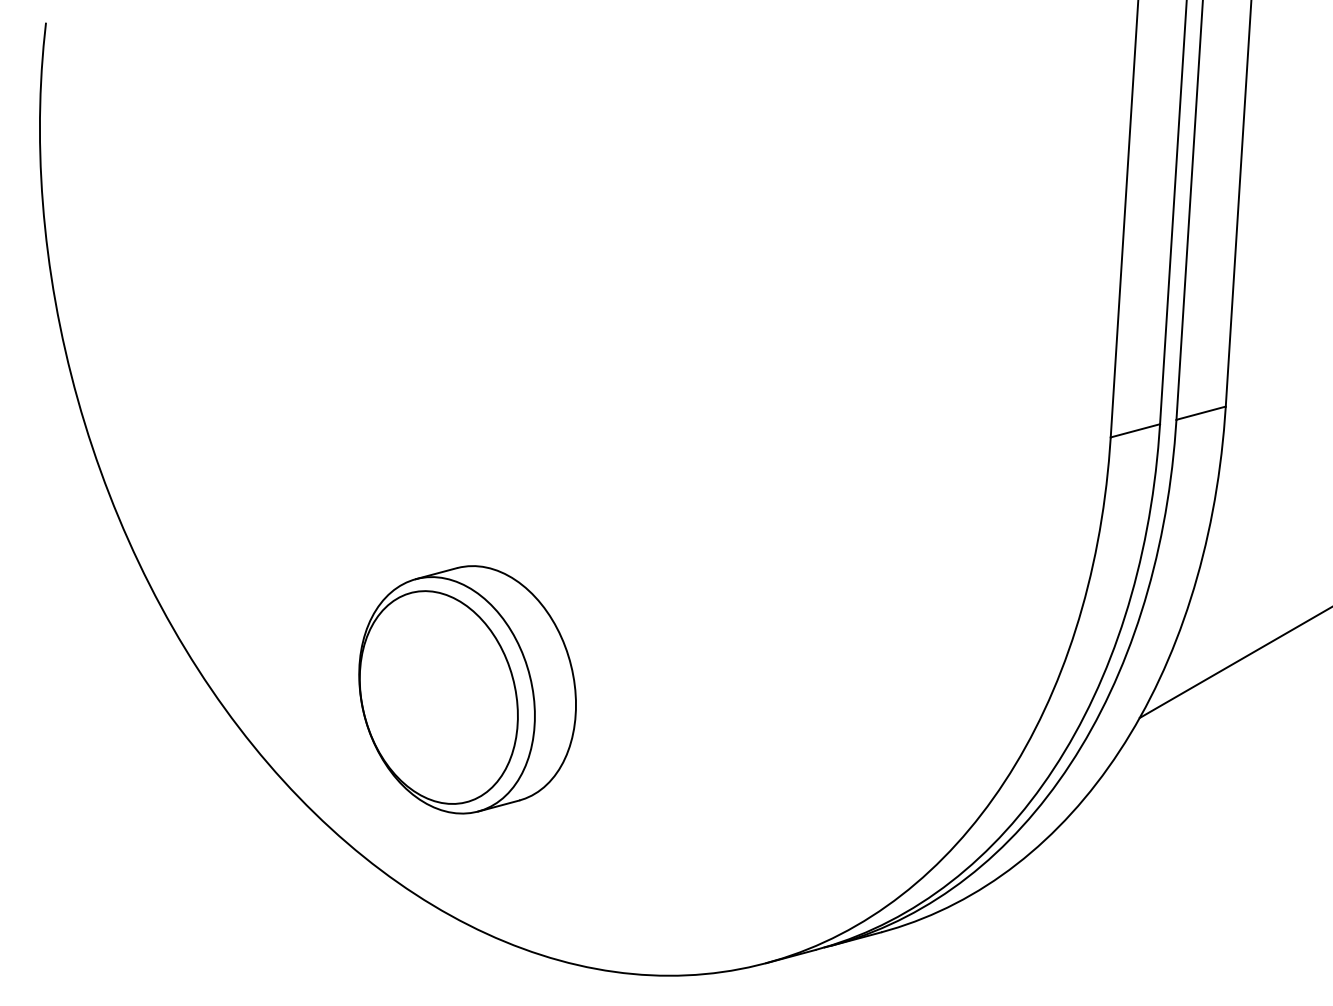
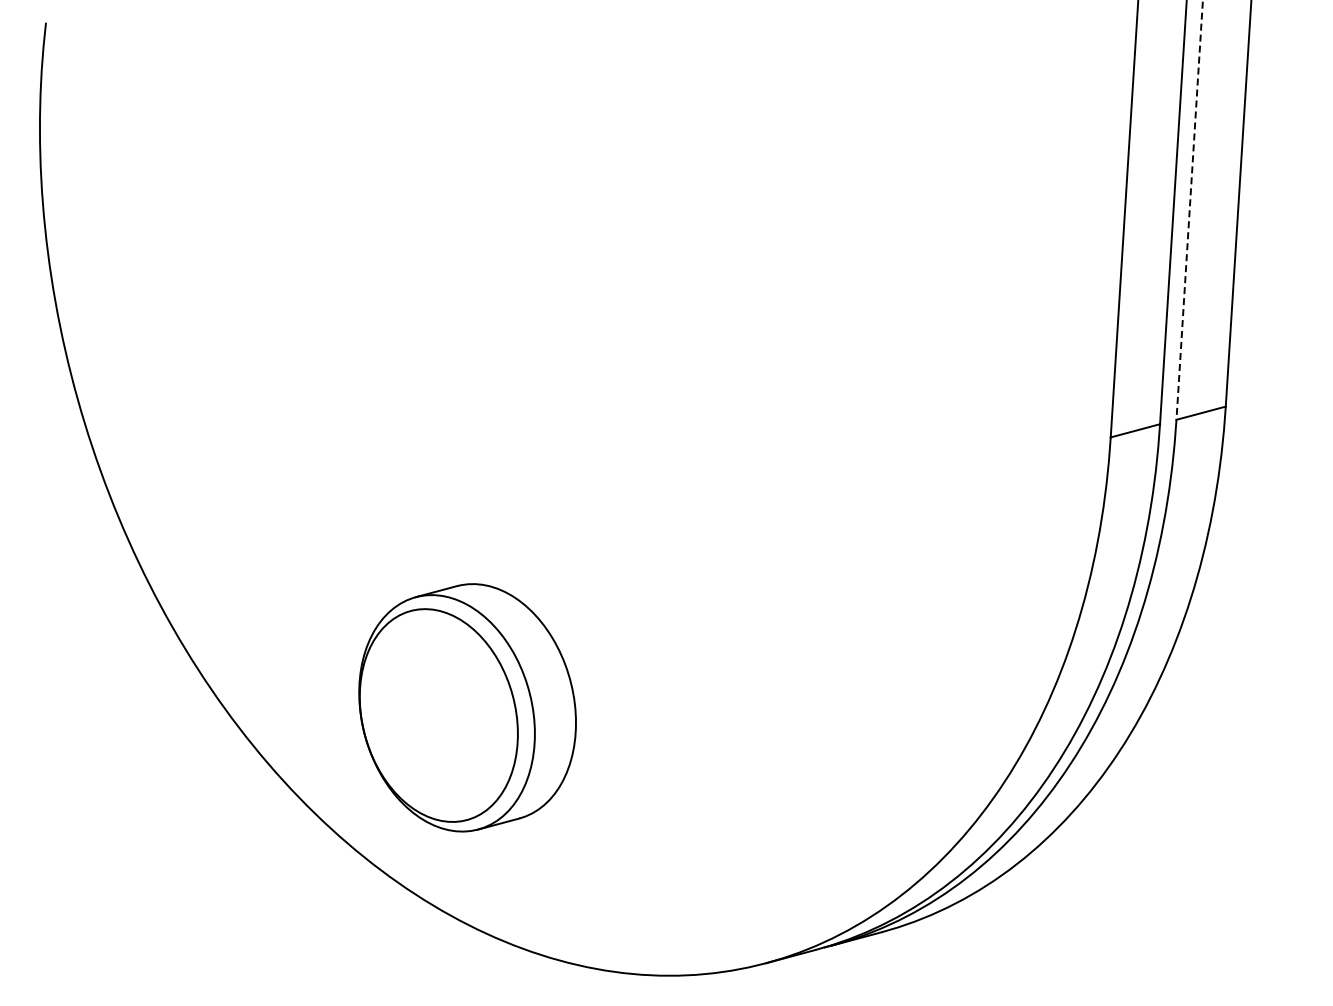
line: solid -> dashed (1189, 210)
line: present -> none (1234, 662)
part position: (467, 689) -> (467, 707) (467, 707)
